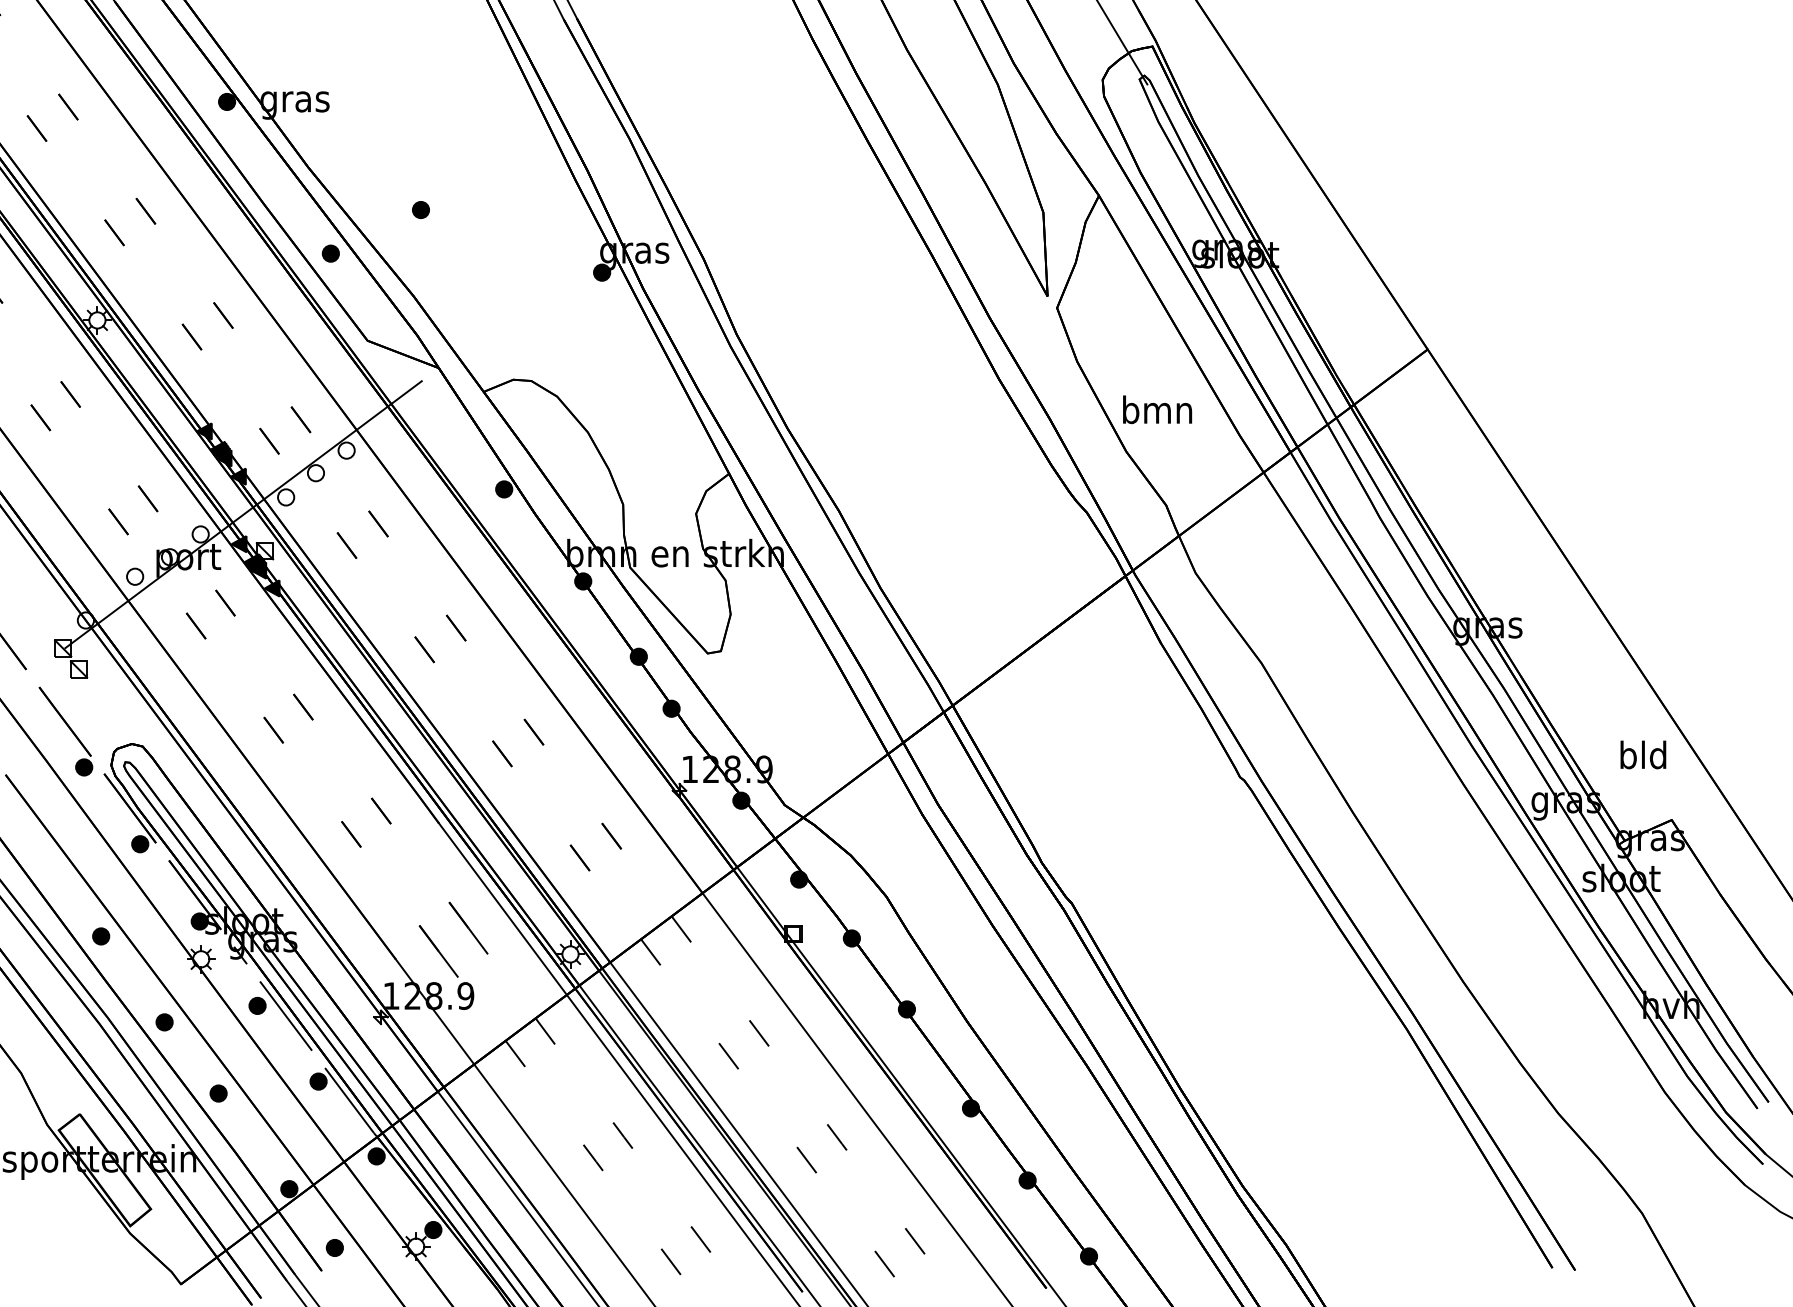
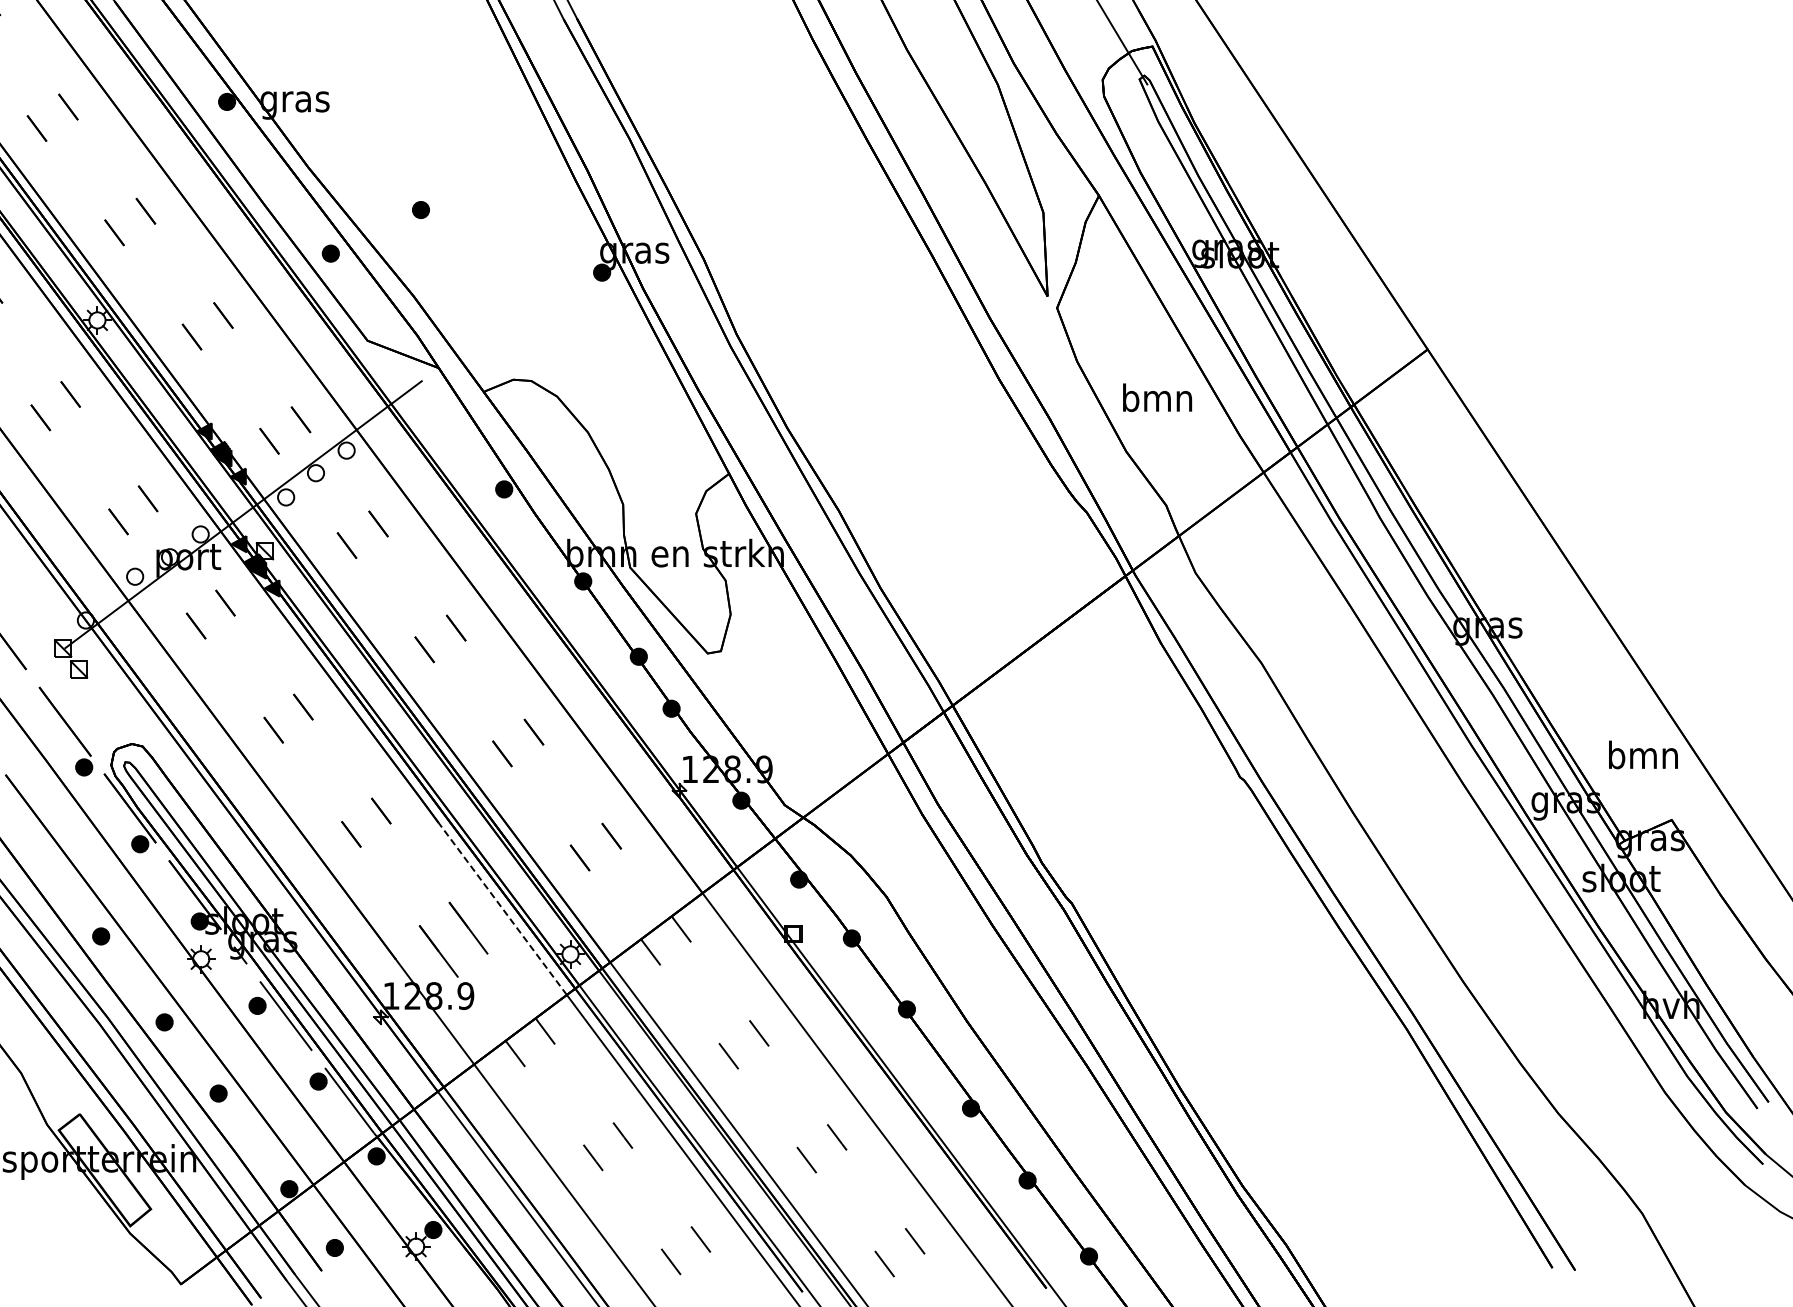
text position: (1157, 409) -> (1157, 397) (1157, 397)
text: bld -> bmn (1643, 754)
line: solid -> dashed (502, 908)
